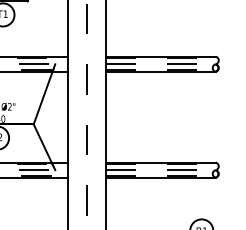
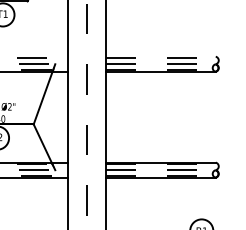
line: present -> none (35, 56)
line: present -> none (160, 56)
